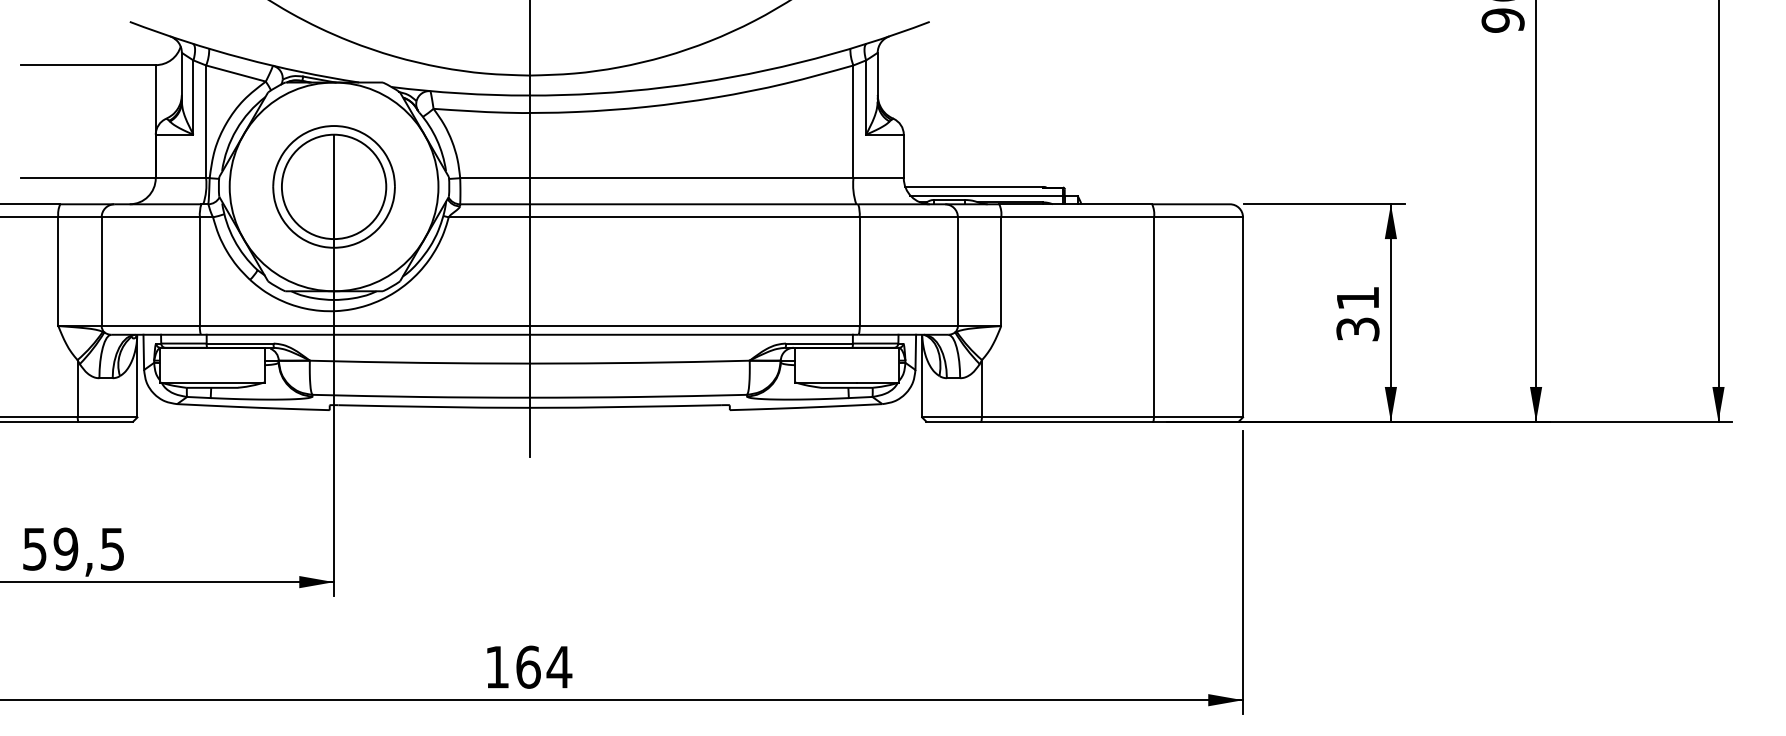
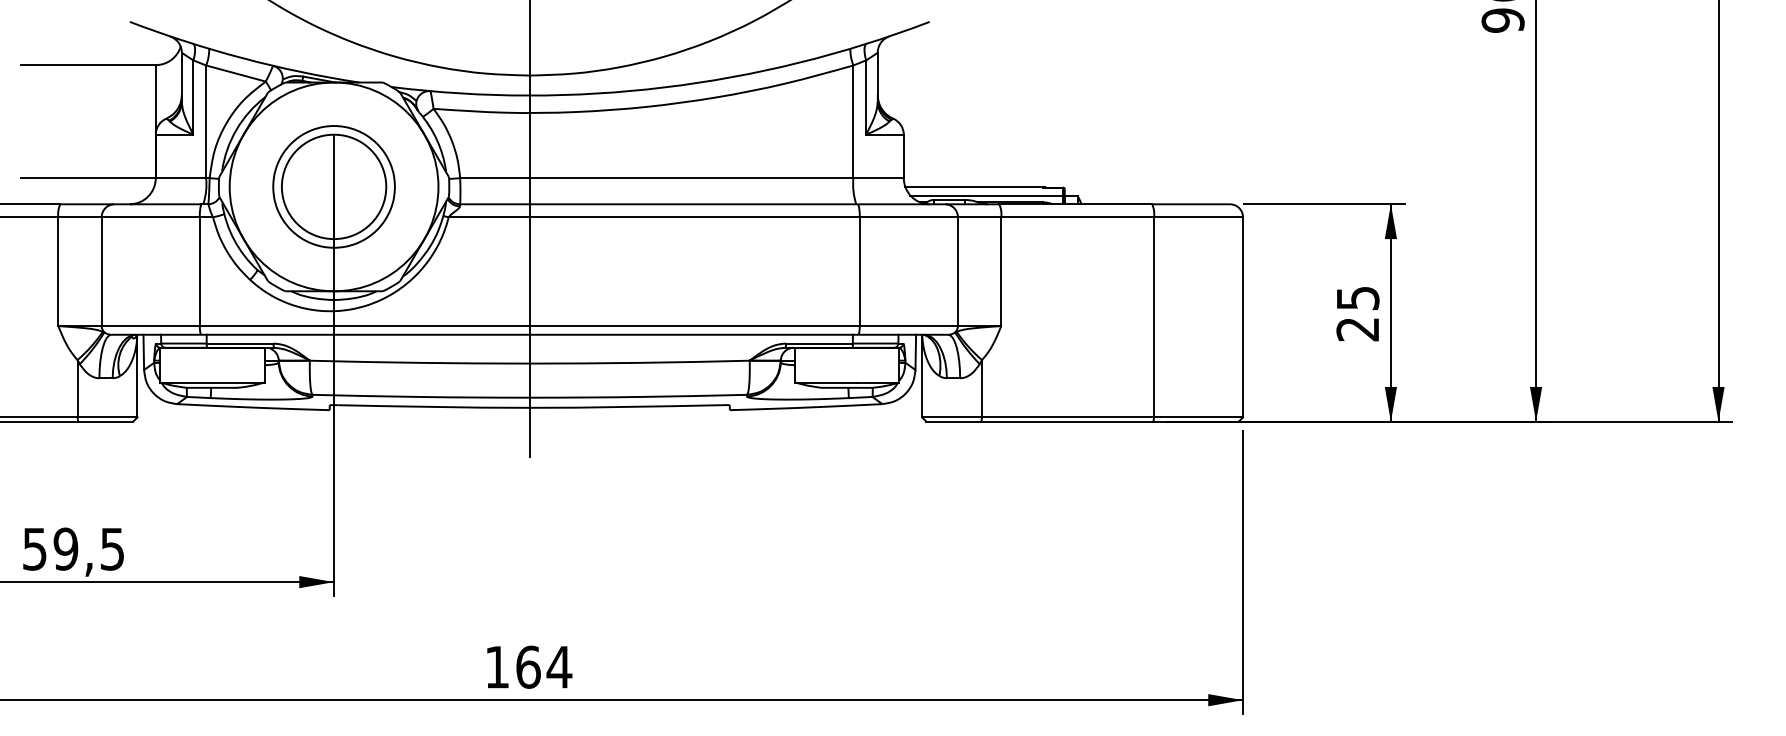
text: 31 -> 25 (1357, 314)
